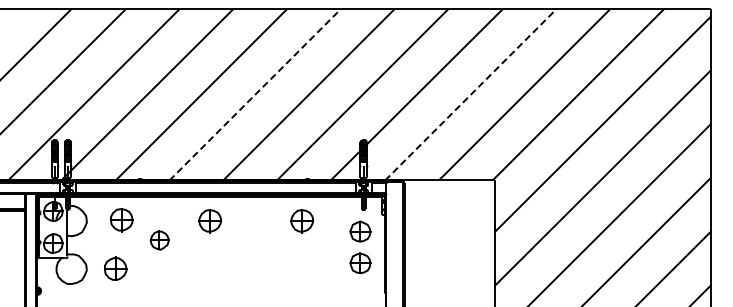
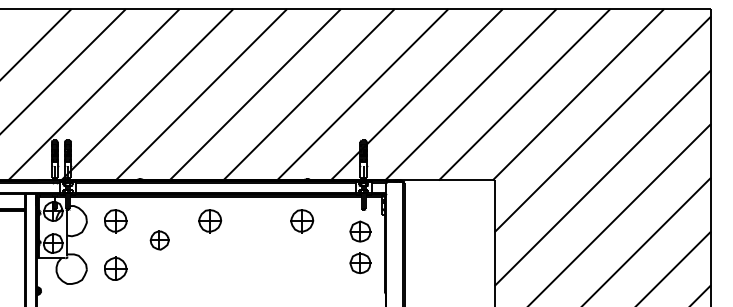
line: dashed -> solid (255, 94)
line: dashed -> solid (471, 94)
part position: (121, 220) -> (115, 221) (115, 221)
